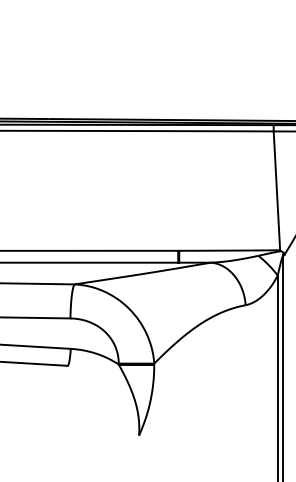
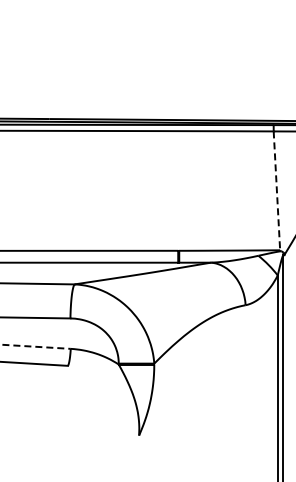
line: solid -> dashed (276, 190)
line: solid -> dashed (35, 346)
